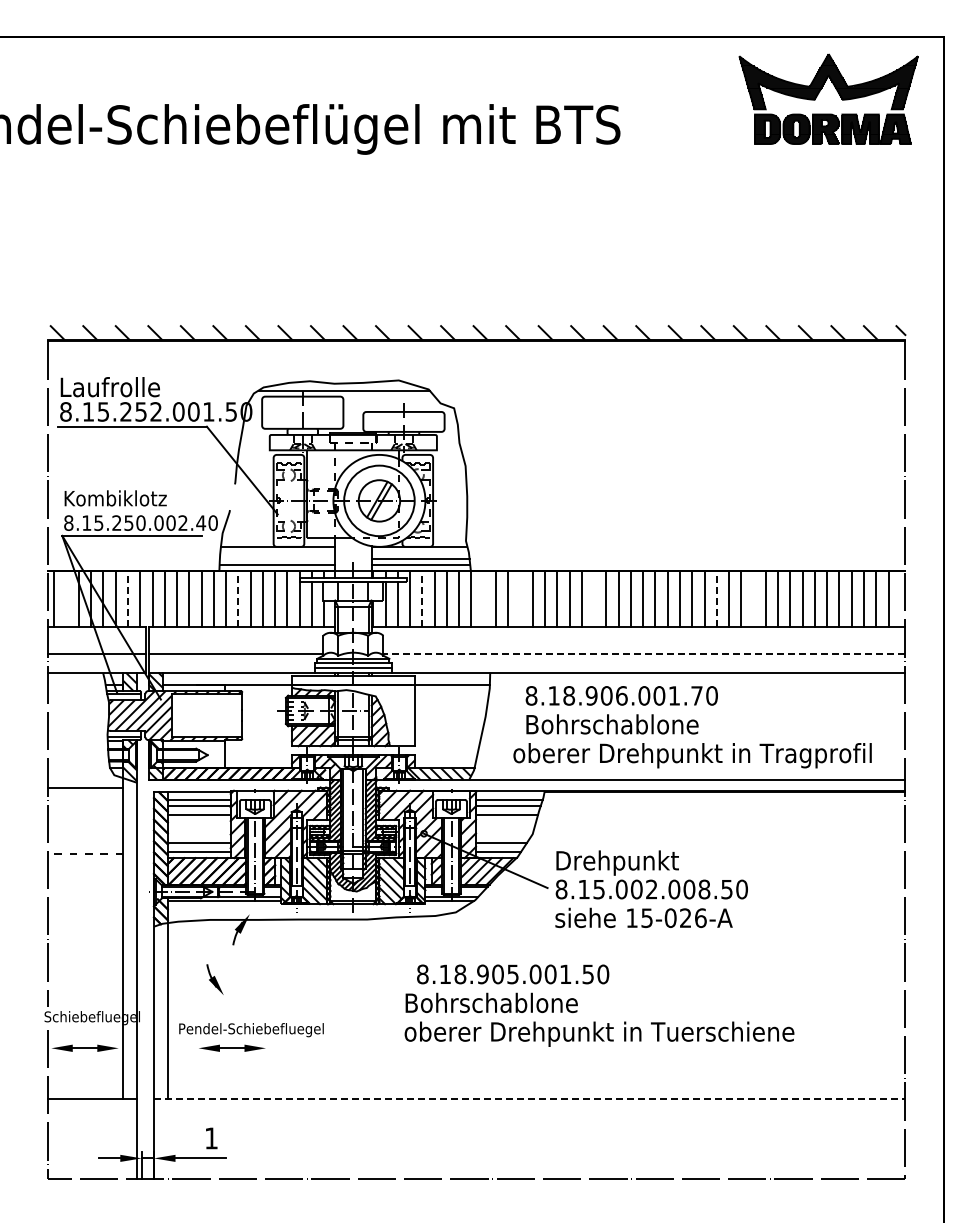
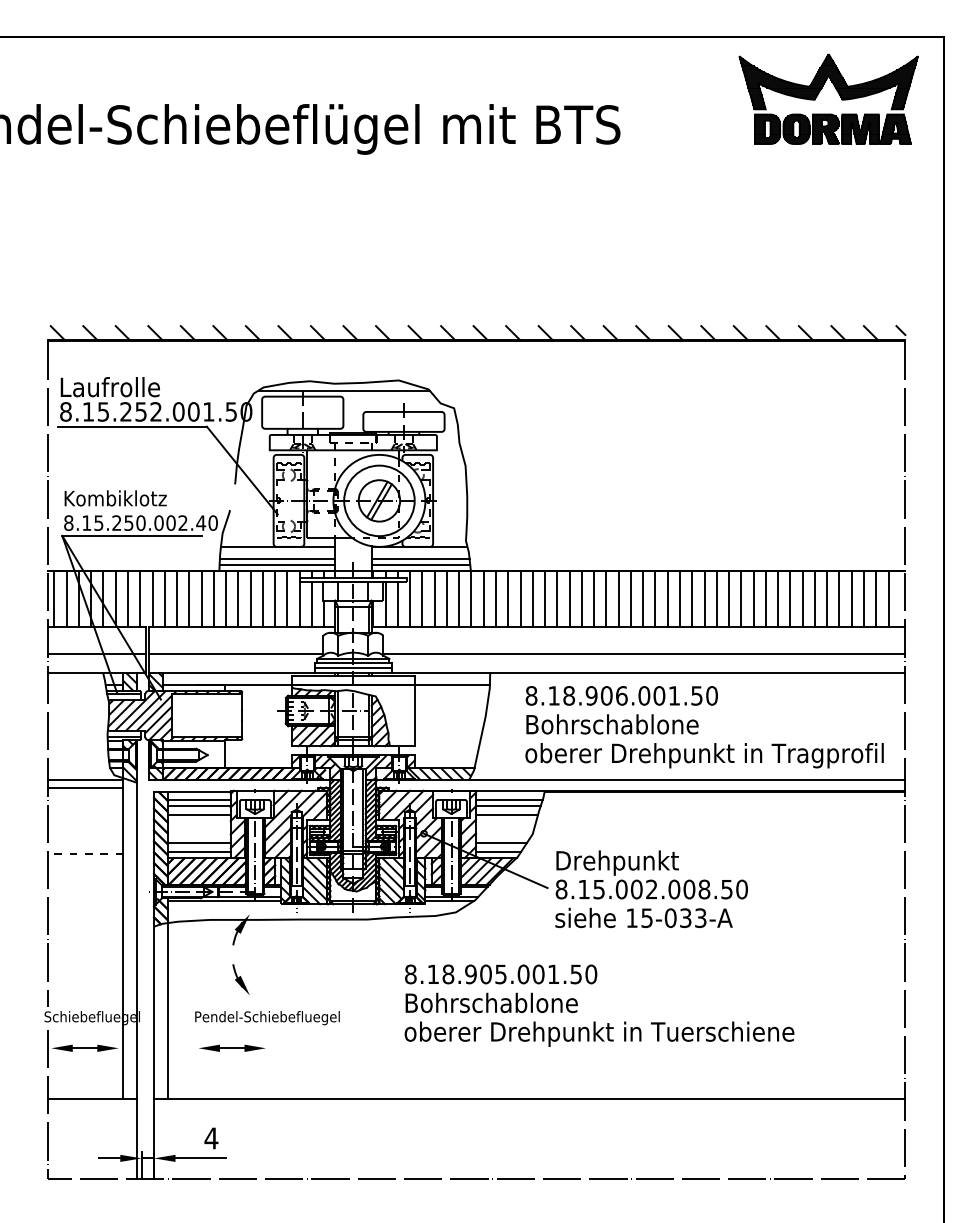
line: none -> present (276, 558)
line: none -> present (66, 598)
line: none -> present (483, 598)
line: none -> present (520, 598)
line: none -> present (594, 598)
line: none -> present (753, 598)
line: dashed -> solid (127, 599)
line: dashed -> solid (238, 599)
line: dashed -> solid (422, 599)
line: dashed -> solid (716, 599)
line: dashed -> solid (644, 654)
text: 8.18.906.001.70 -> 8.18.906.001.50 (696, 695)
text position: (692, 755) -> (704, 755) (704, 755)
line: none -> present (85, 779)
text: 15-026-A -> 15-033-A (693, 918)
text position: (513, 974) -> (501, 974) (501, 974)
part position: (214, 979) -> (240, 979) (240, 979)
text position: (251, 1030) -> (267, 1018) (267, 1018)
line: dashed -> solid (529, 1098)
text: 1 -> 4 (211, 1138)
